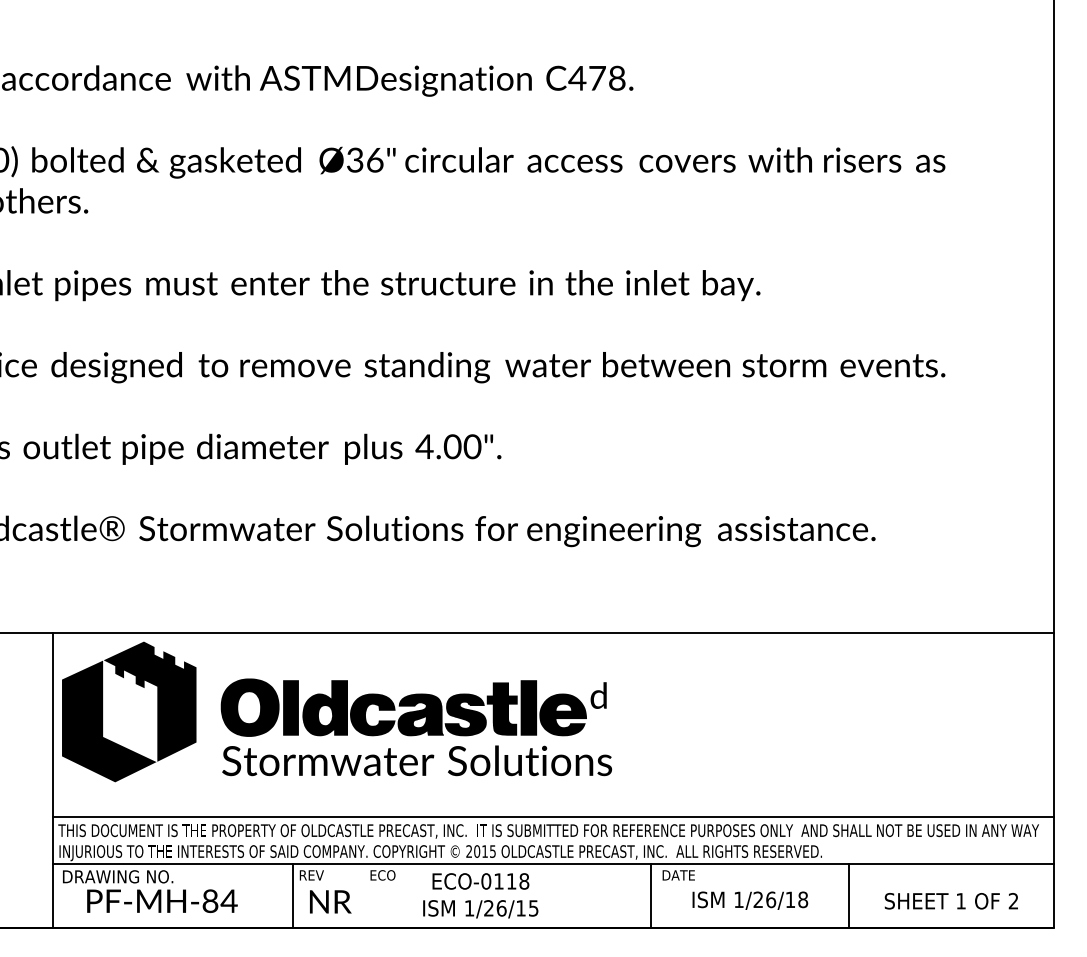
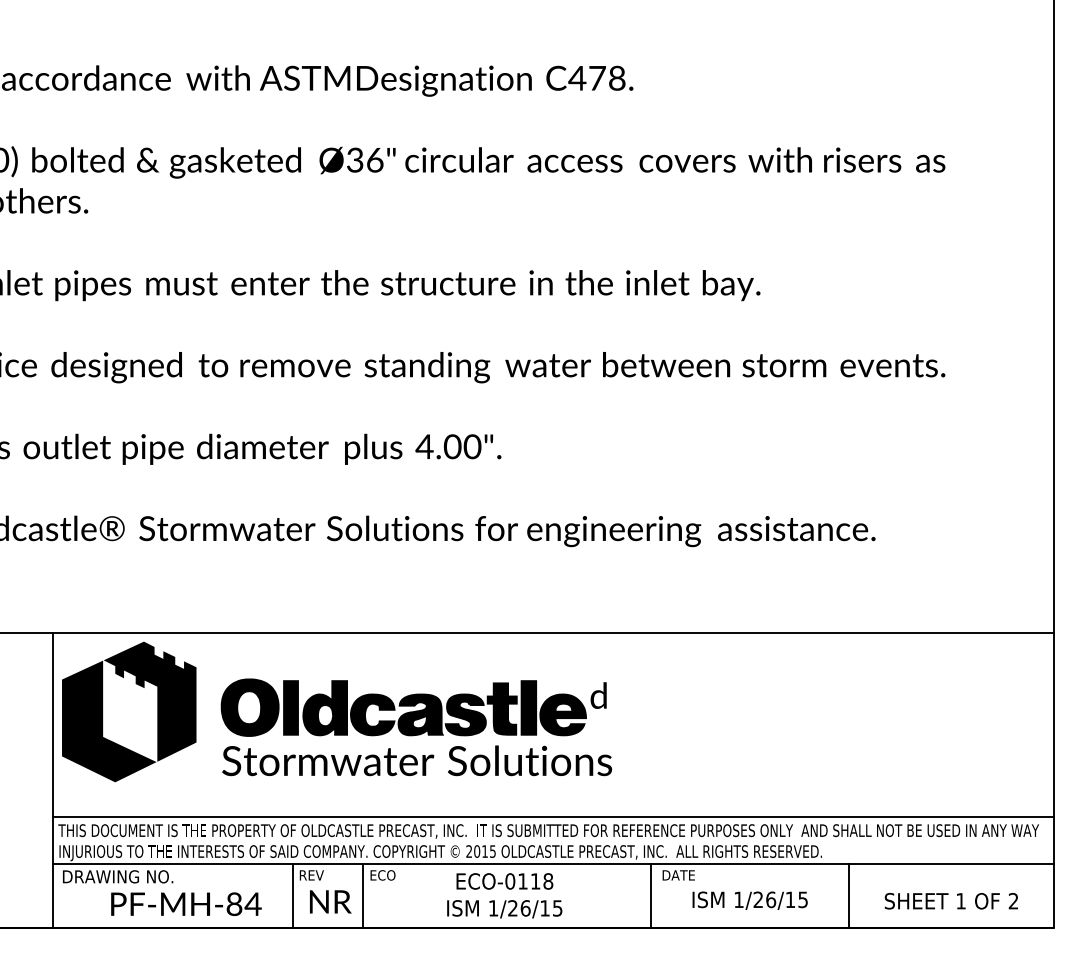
line: none -> present (363, 895)
text position: (480, 895) -> (504, 895) (504, 895)
text: 1/26/18 -> 1/26/15 (803, 899)
text position: (162, 900) -> (186, 903) (186, 903)
